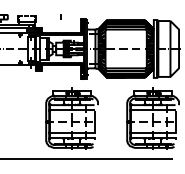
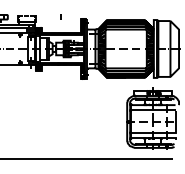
part: present -> none (71, 118)
